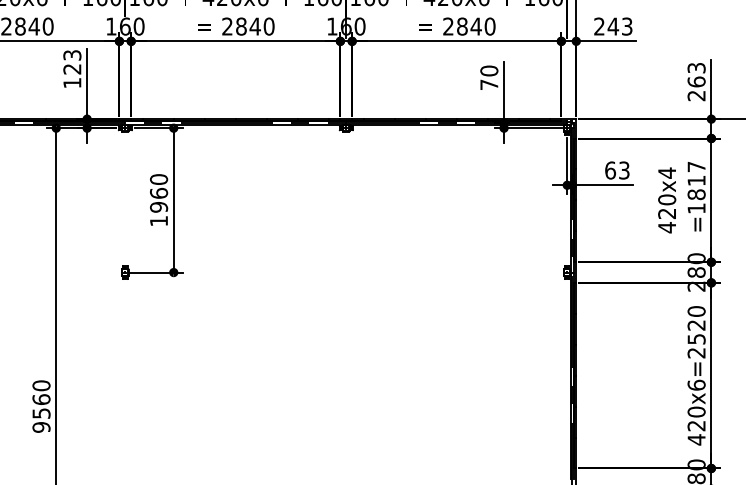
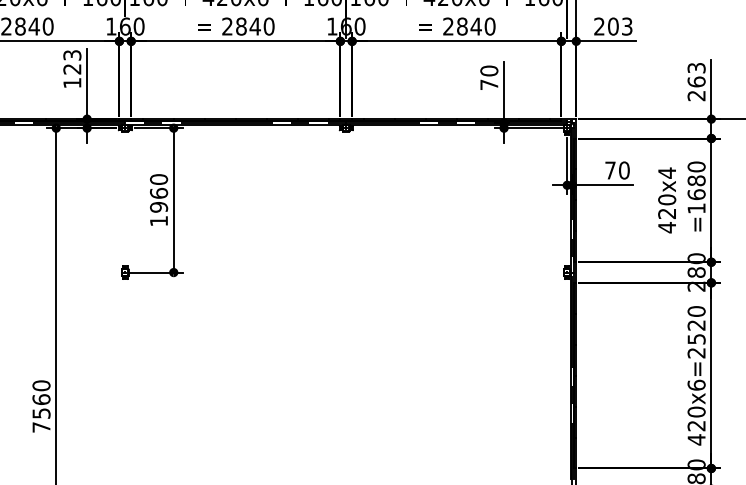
text: 243 -> 203 (613, 26)
text: 63 -> 70 (617, 170)
text: =1817 -> =1680 (696, 180)
text: 9560 -> 7560 (41, 427)
